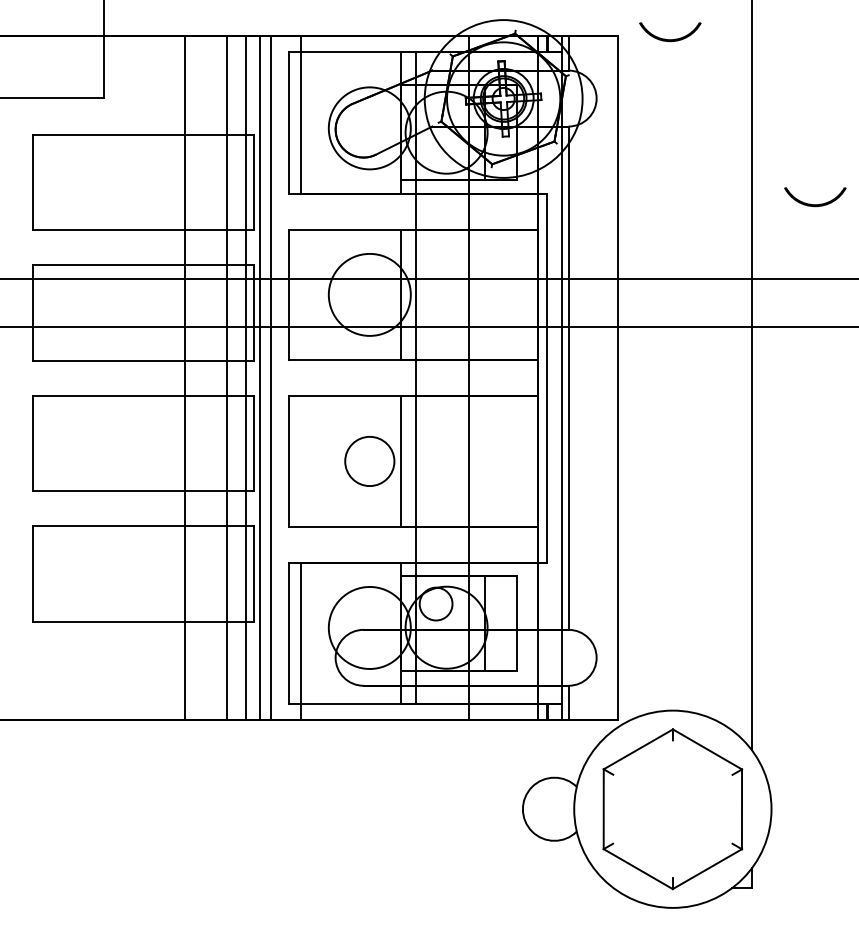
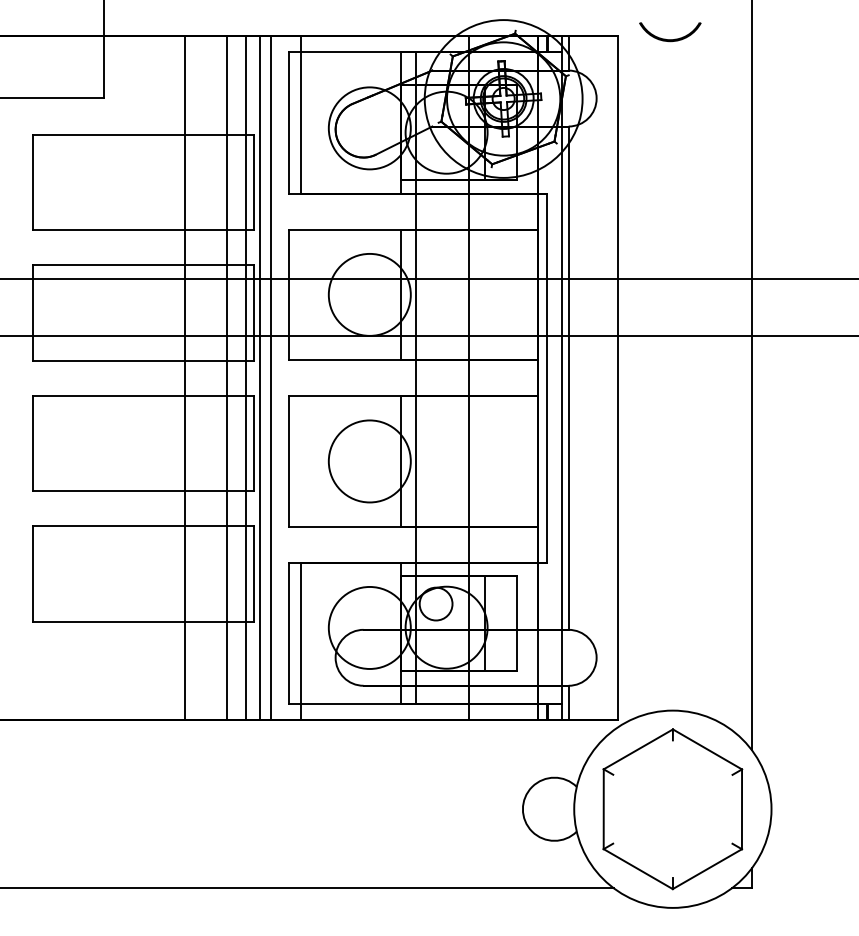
part: present -> none (815, 204)
line position: (428, 326) -> (428, 335) (428, 335)
circle diameter: 49 px -> 82 px (369, 461)
line: none -> present (307, 888)
